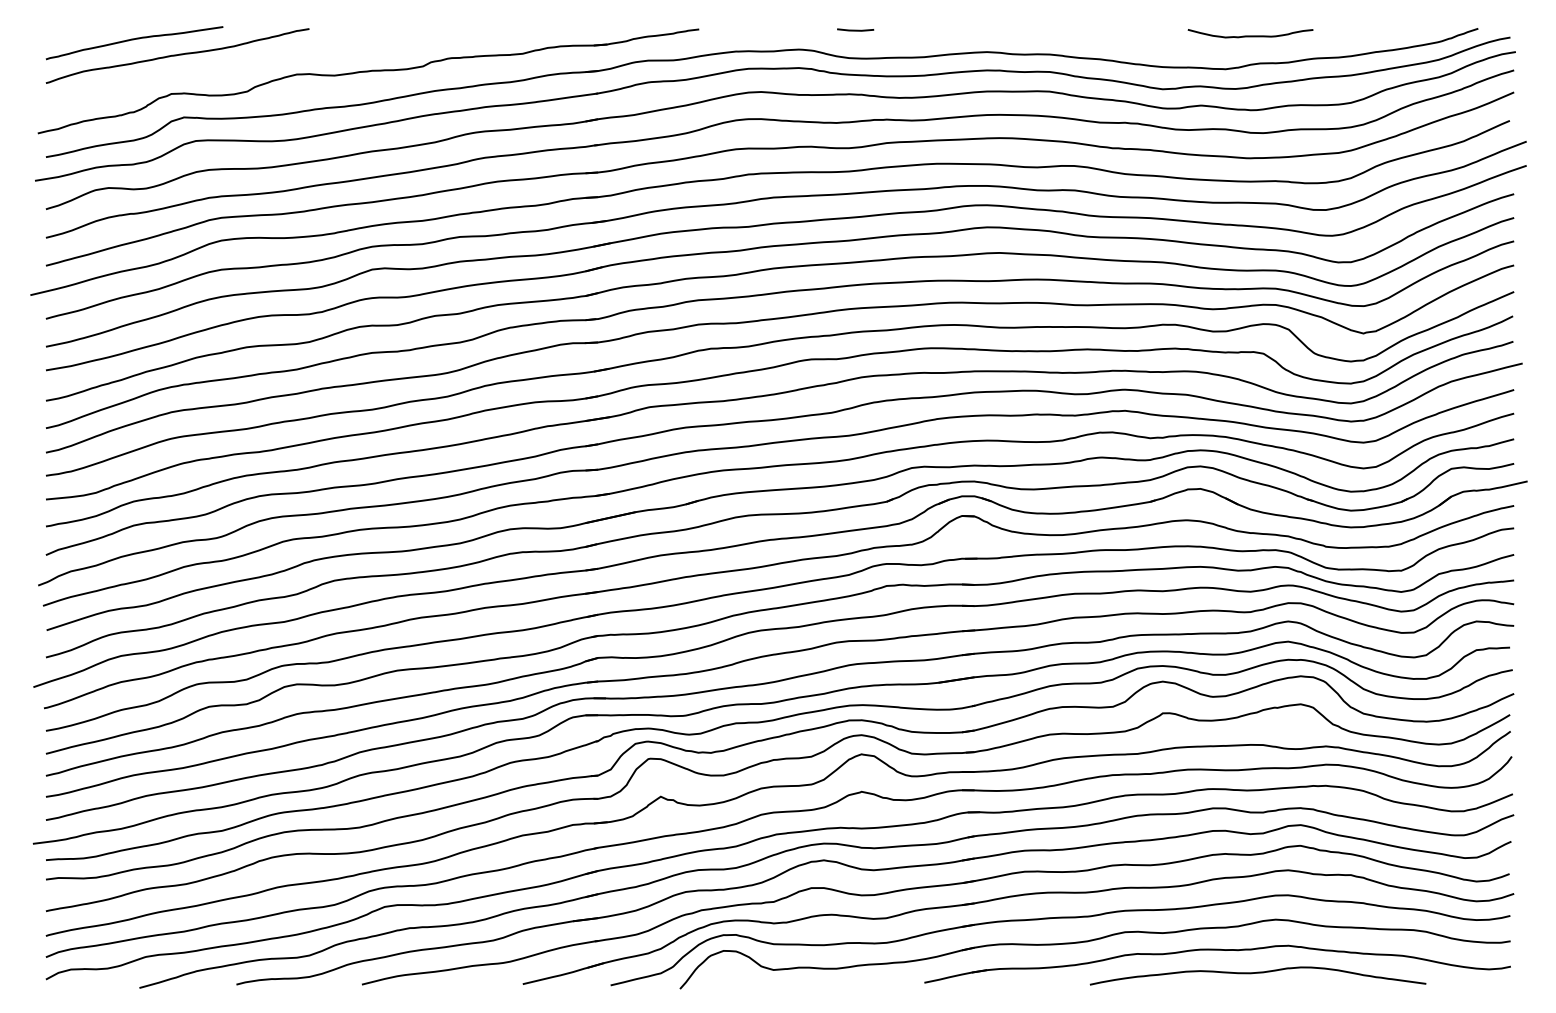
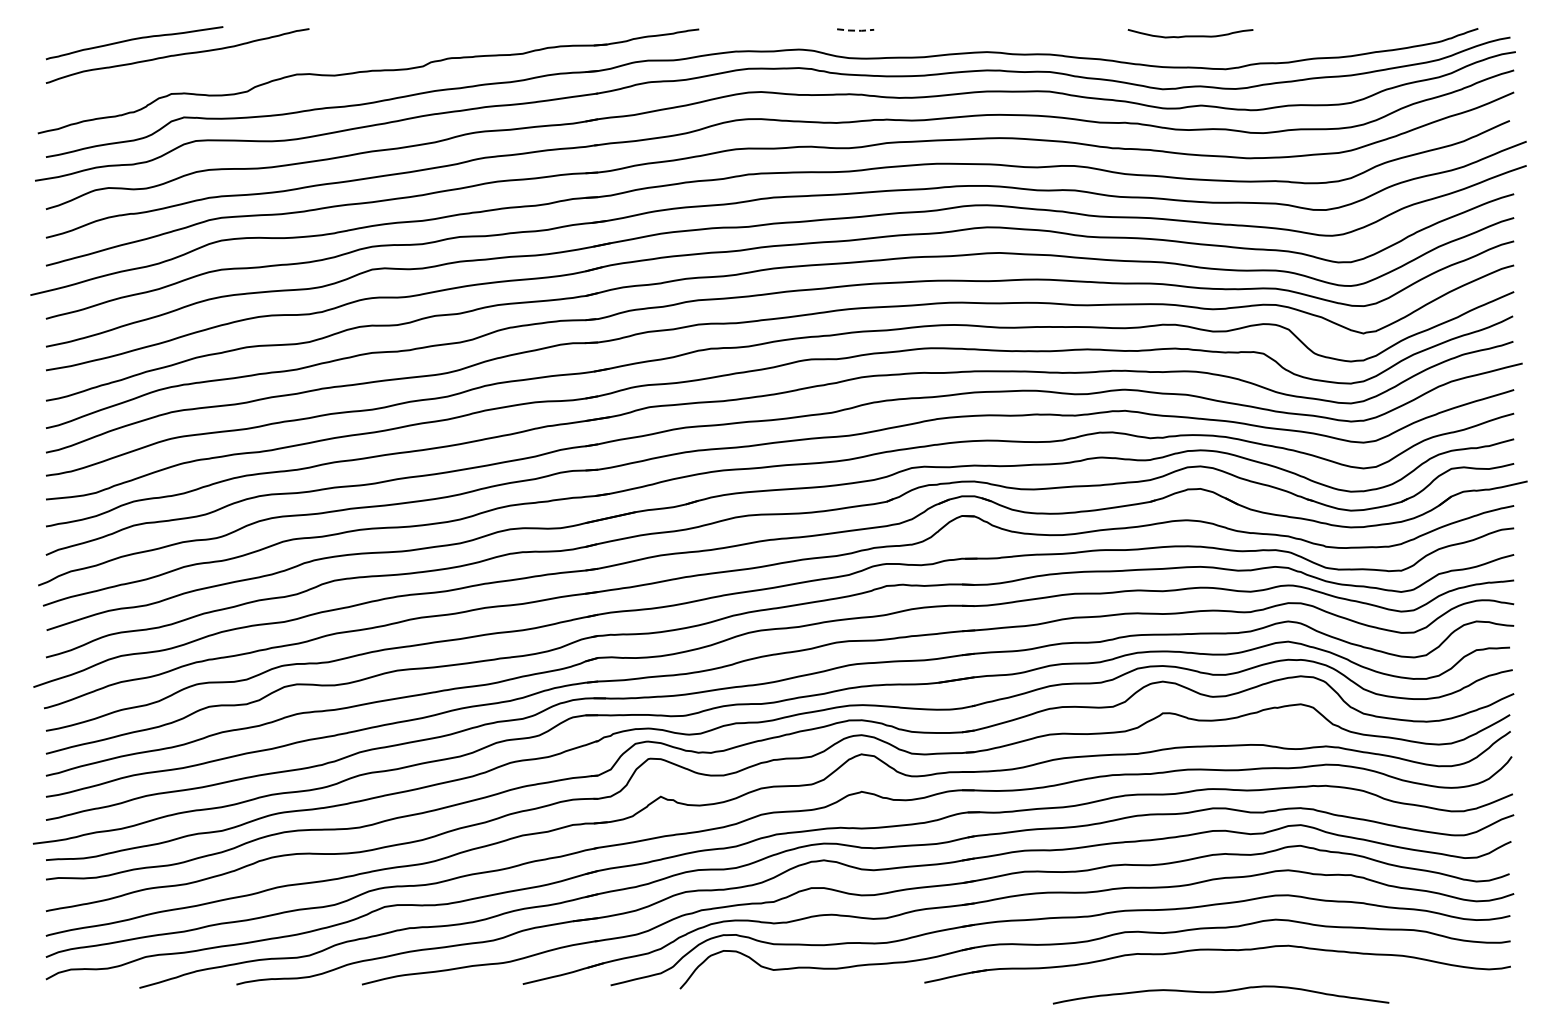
line: solid -> dashed (855, 30)
curve position: (1250, 35) -> (1190, 35) (1190, 35)
curve position: (1257, 973) -> (1220, 992) (1220, 992)
